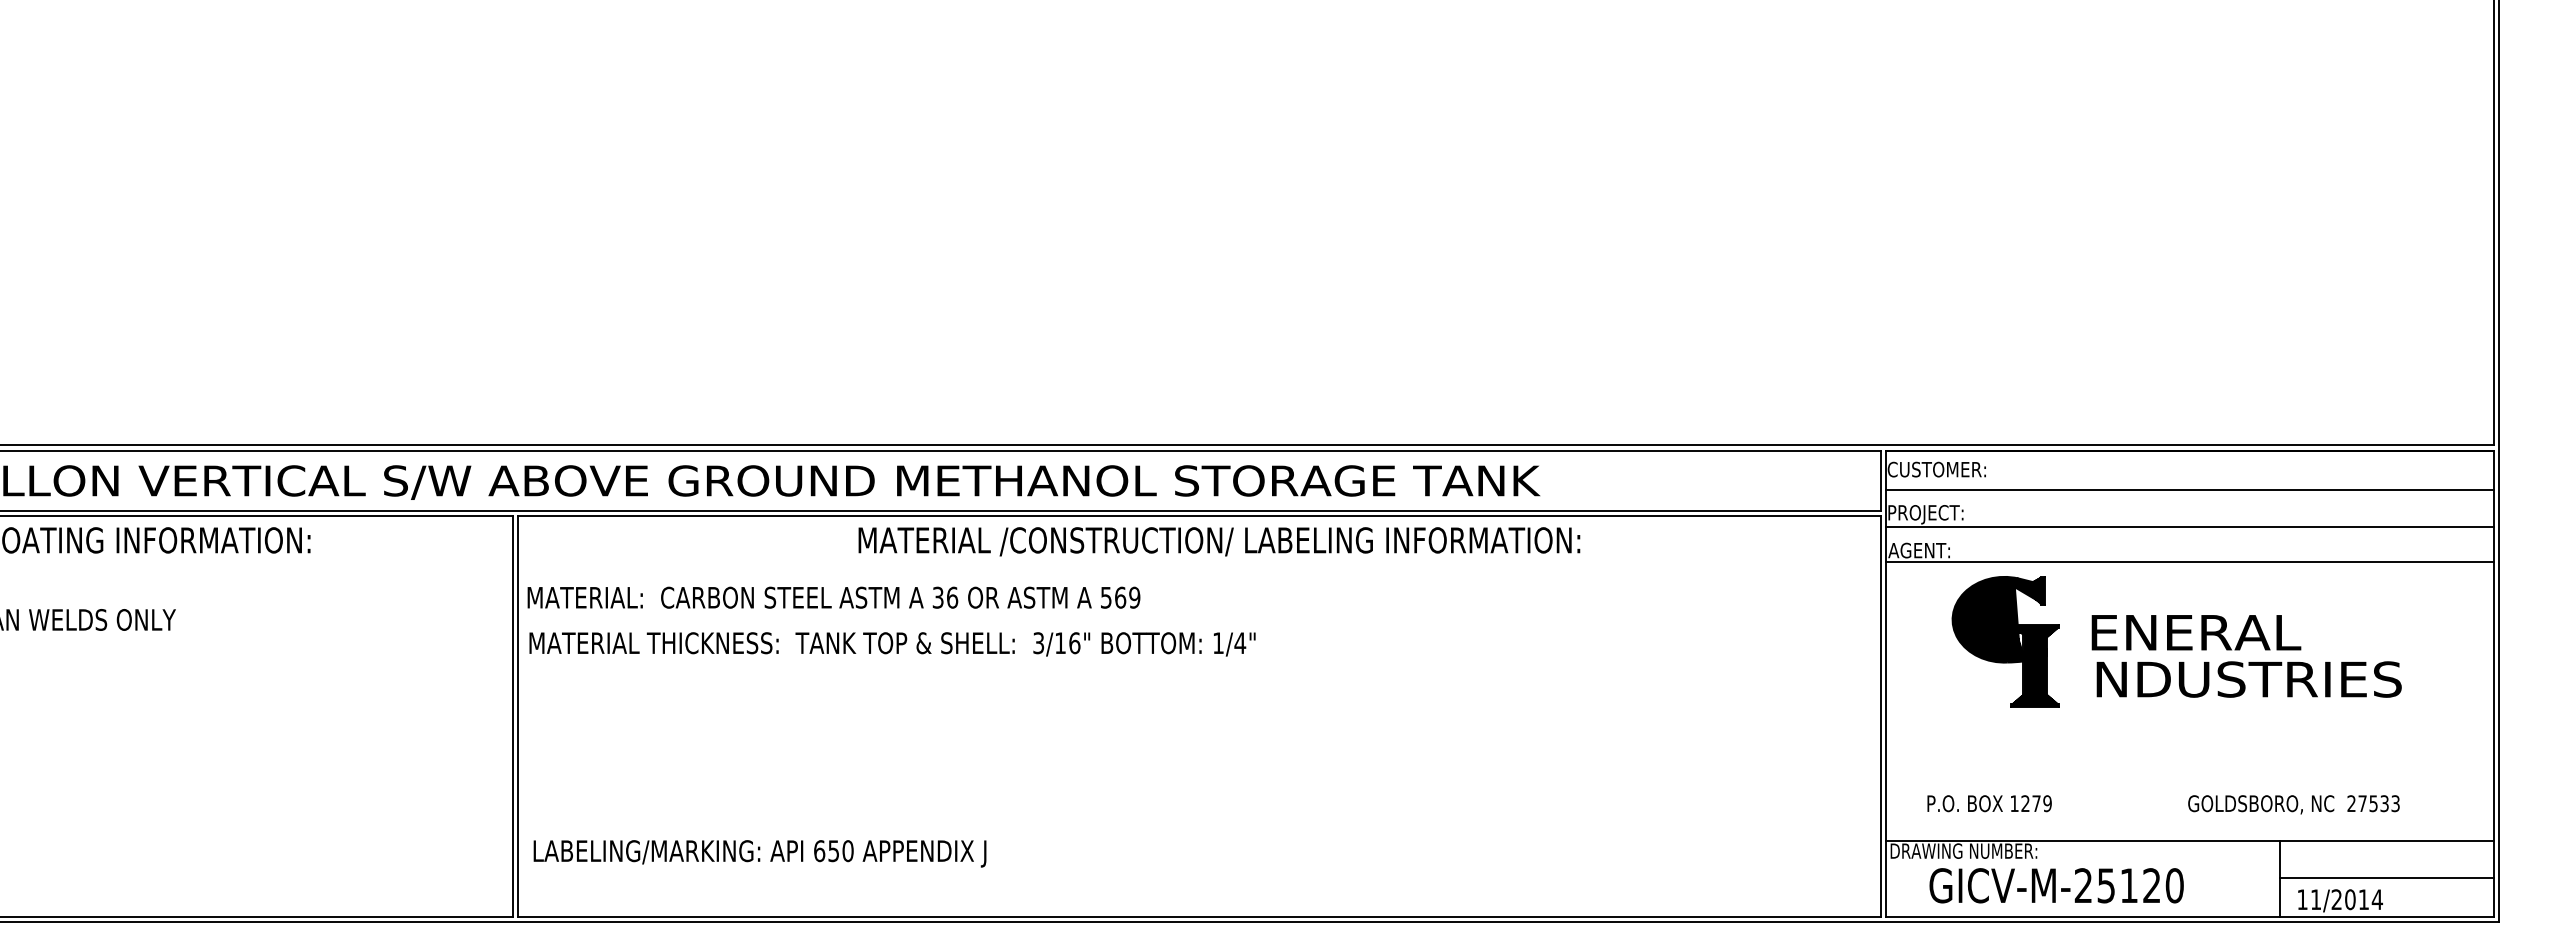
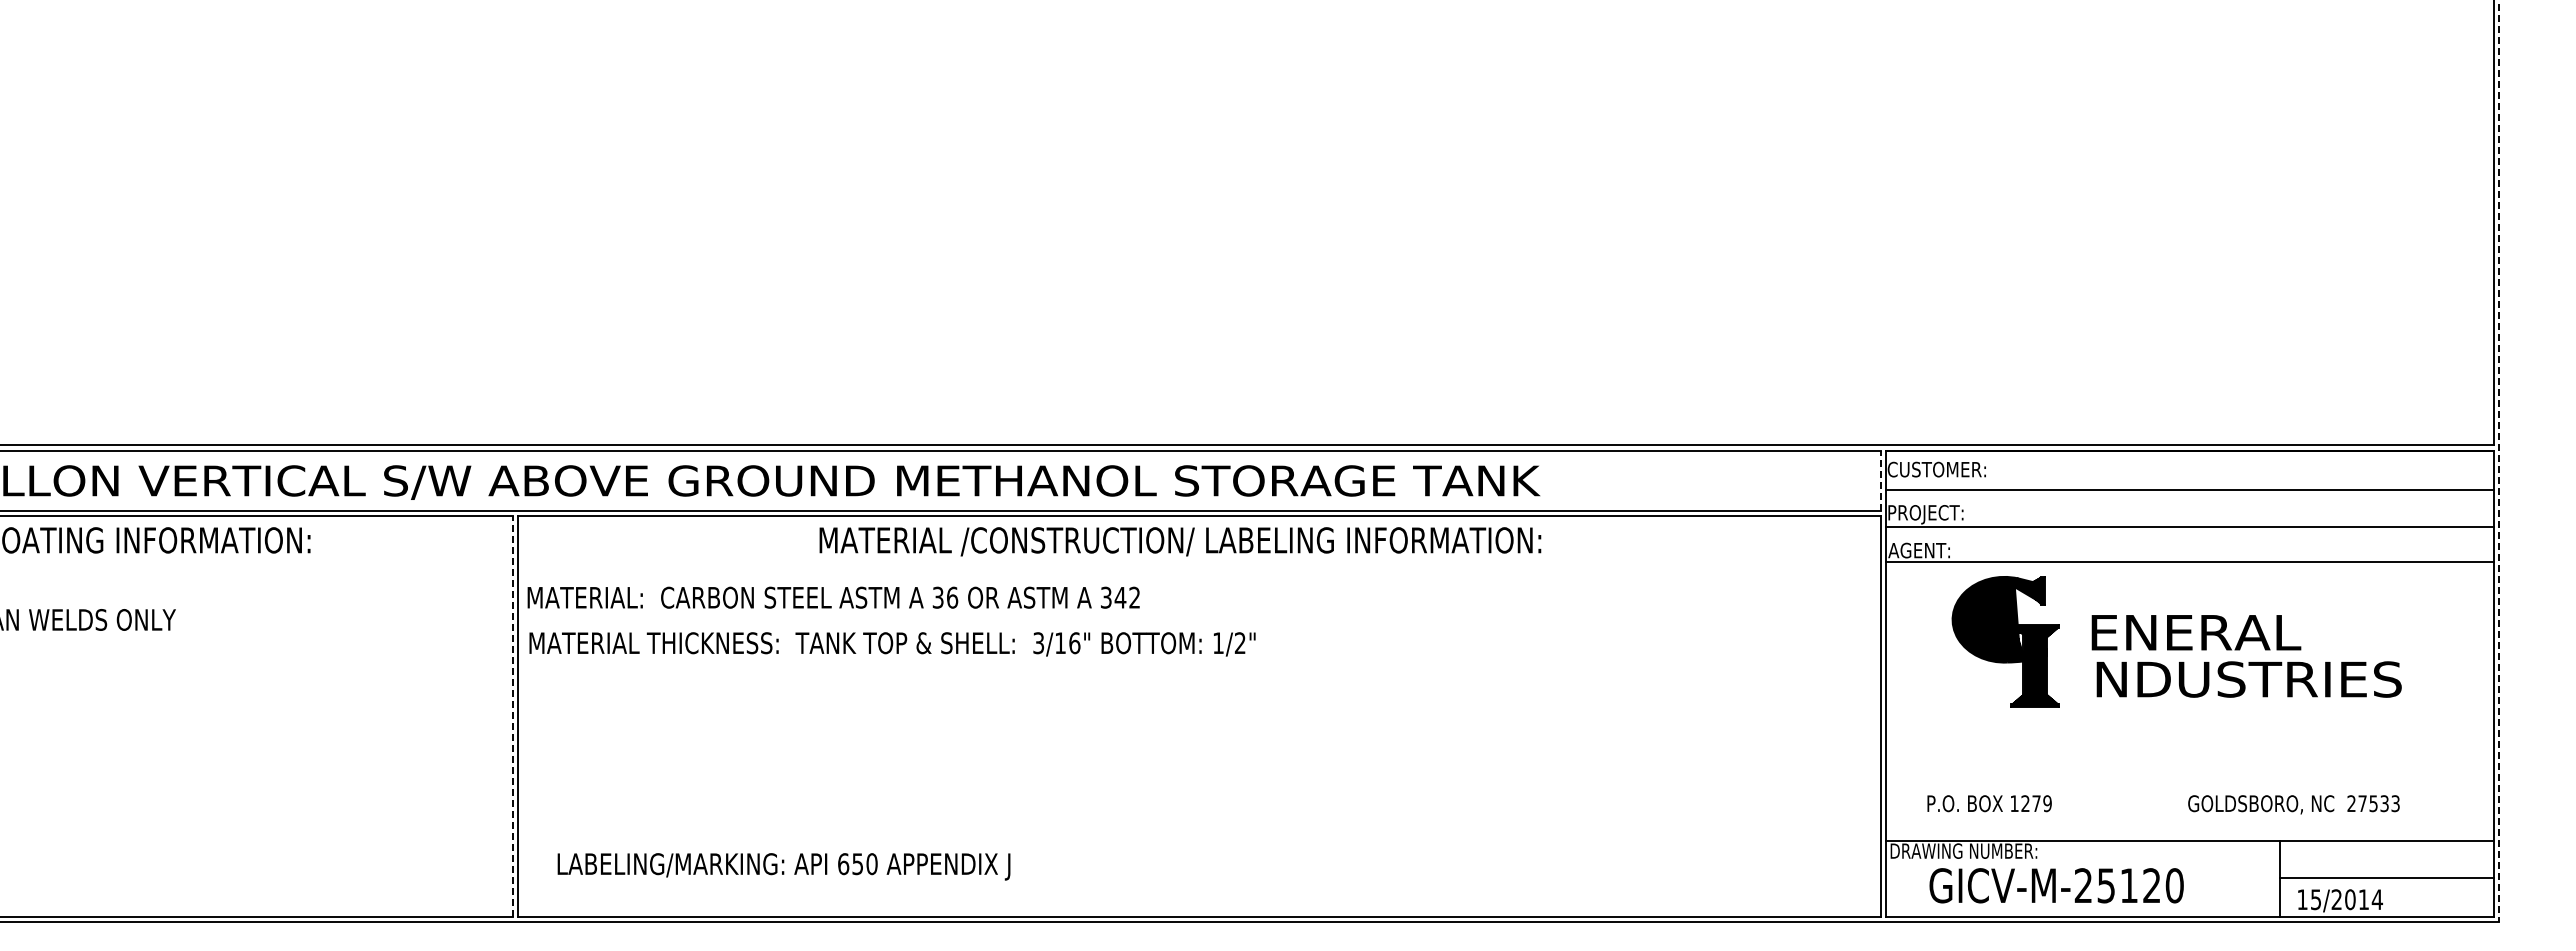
line: solid -> dashed (2498, 461)
line: solid -> dashed (1880, 480)
text position: (1219, 541) -> (1180, 541) (1180, 541)
text: 569 -> 342 (1120, 597)
text: 1/4" -> 1/2" (1240, 642)
line: solid -> dashed (512, 716)
text position: (759, 853) -> (783, 866) (783, 866)
text: 11/2014 -> 15/2014 (2315, 899)
